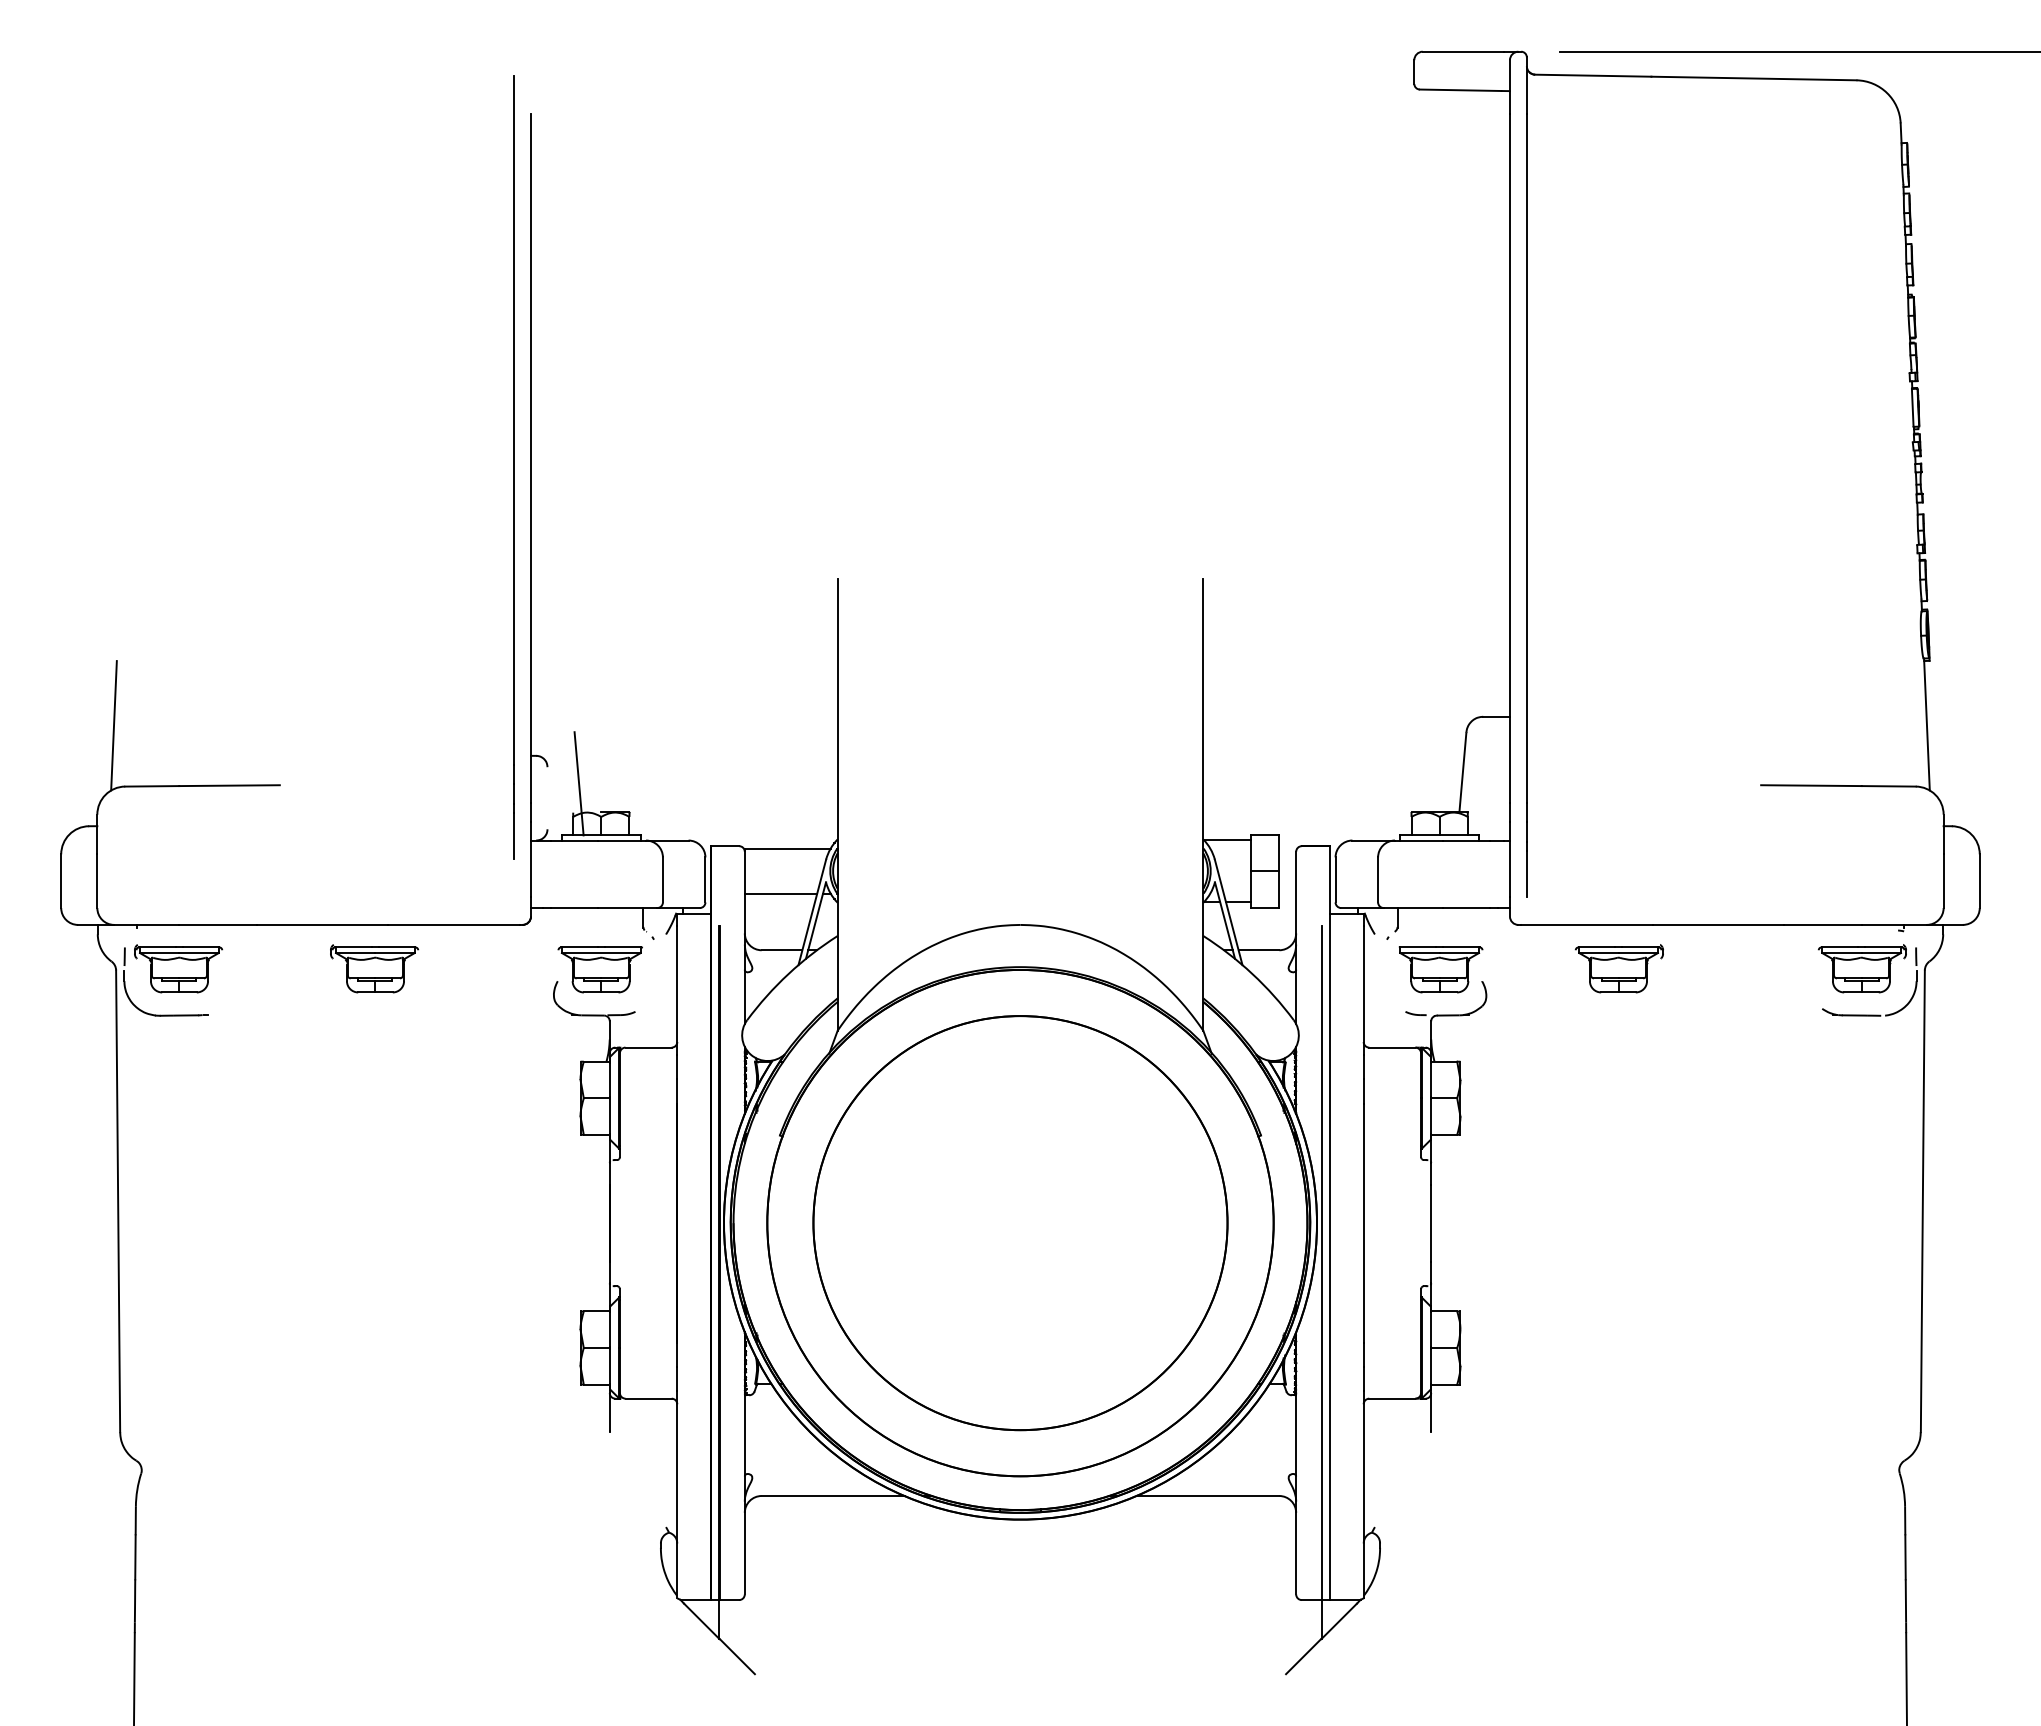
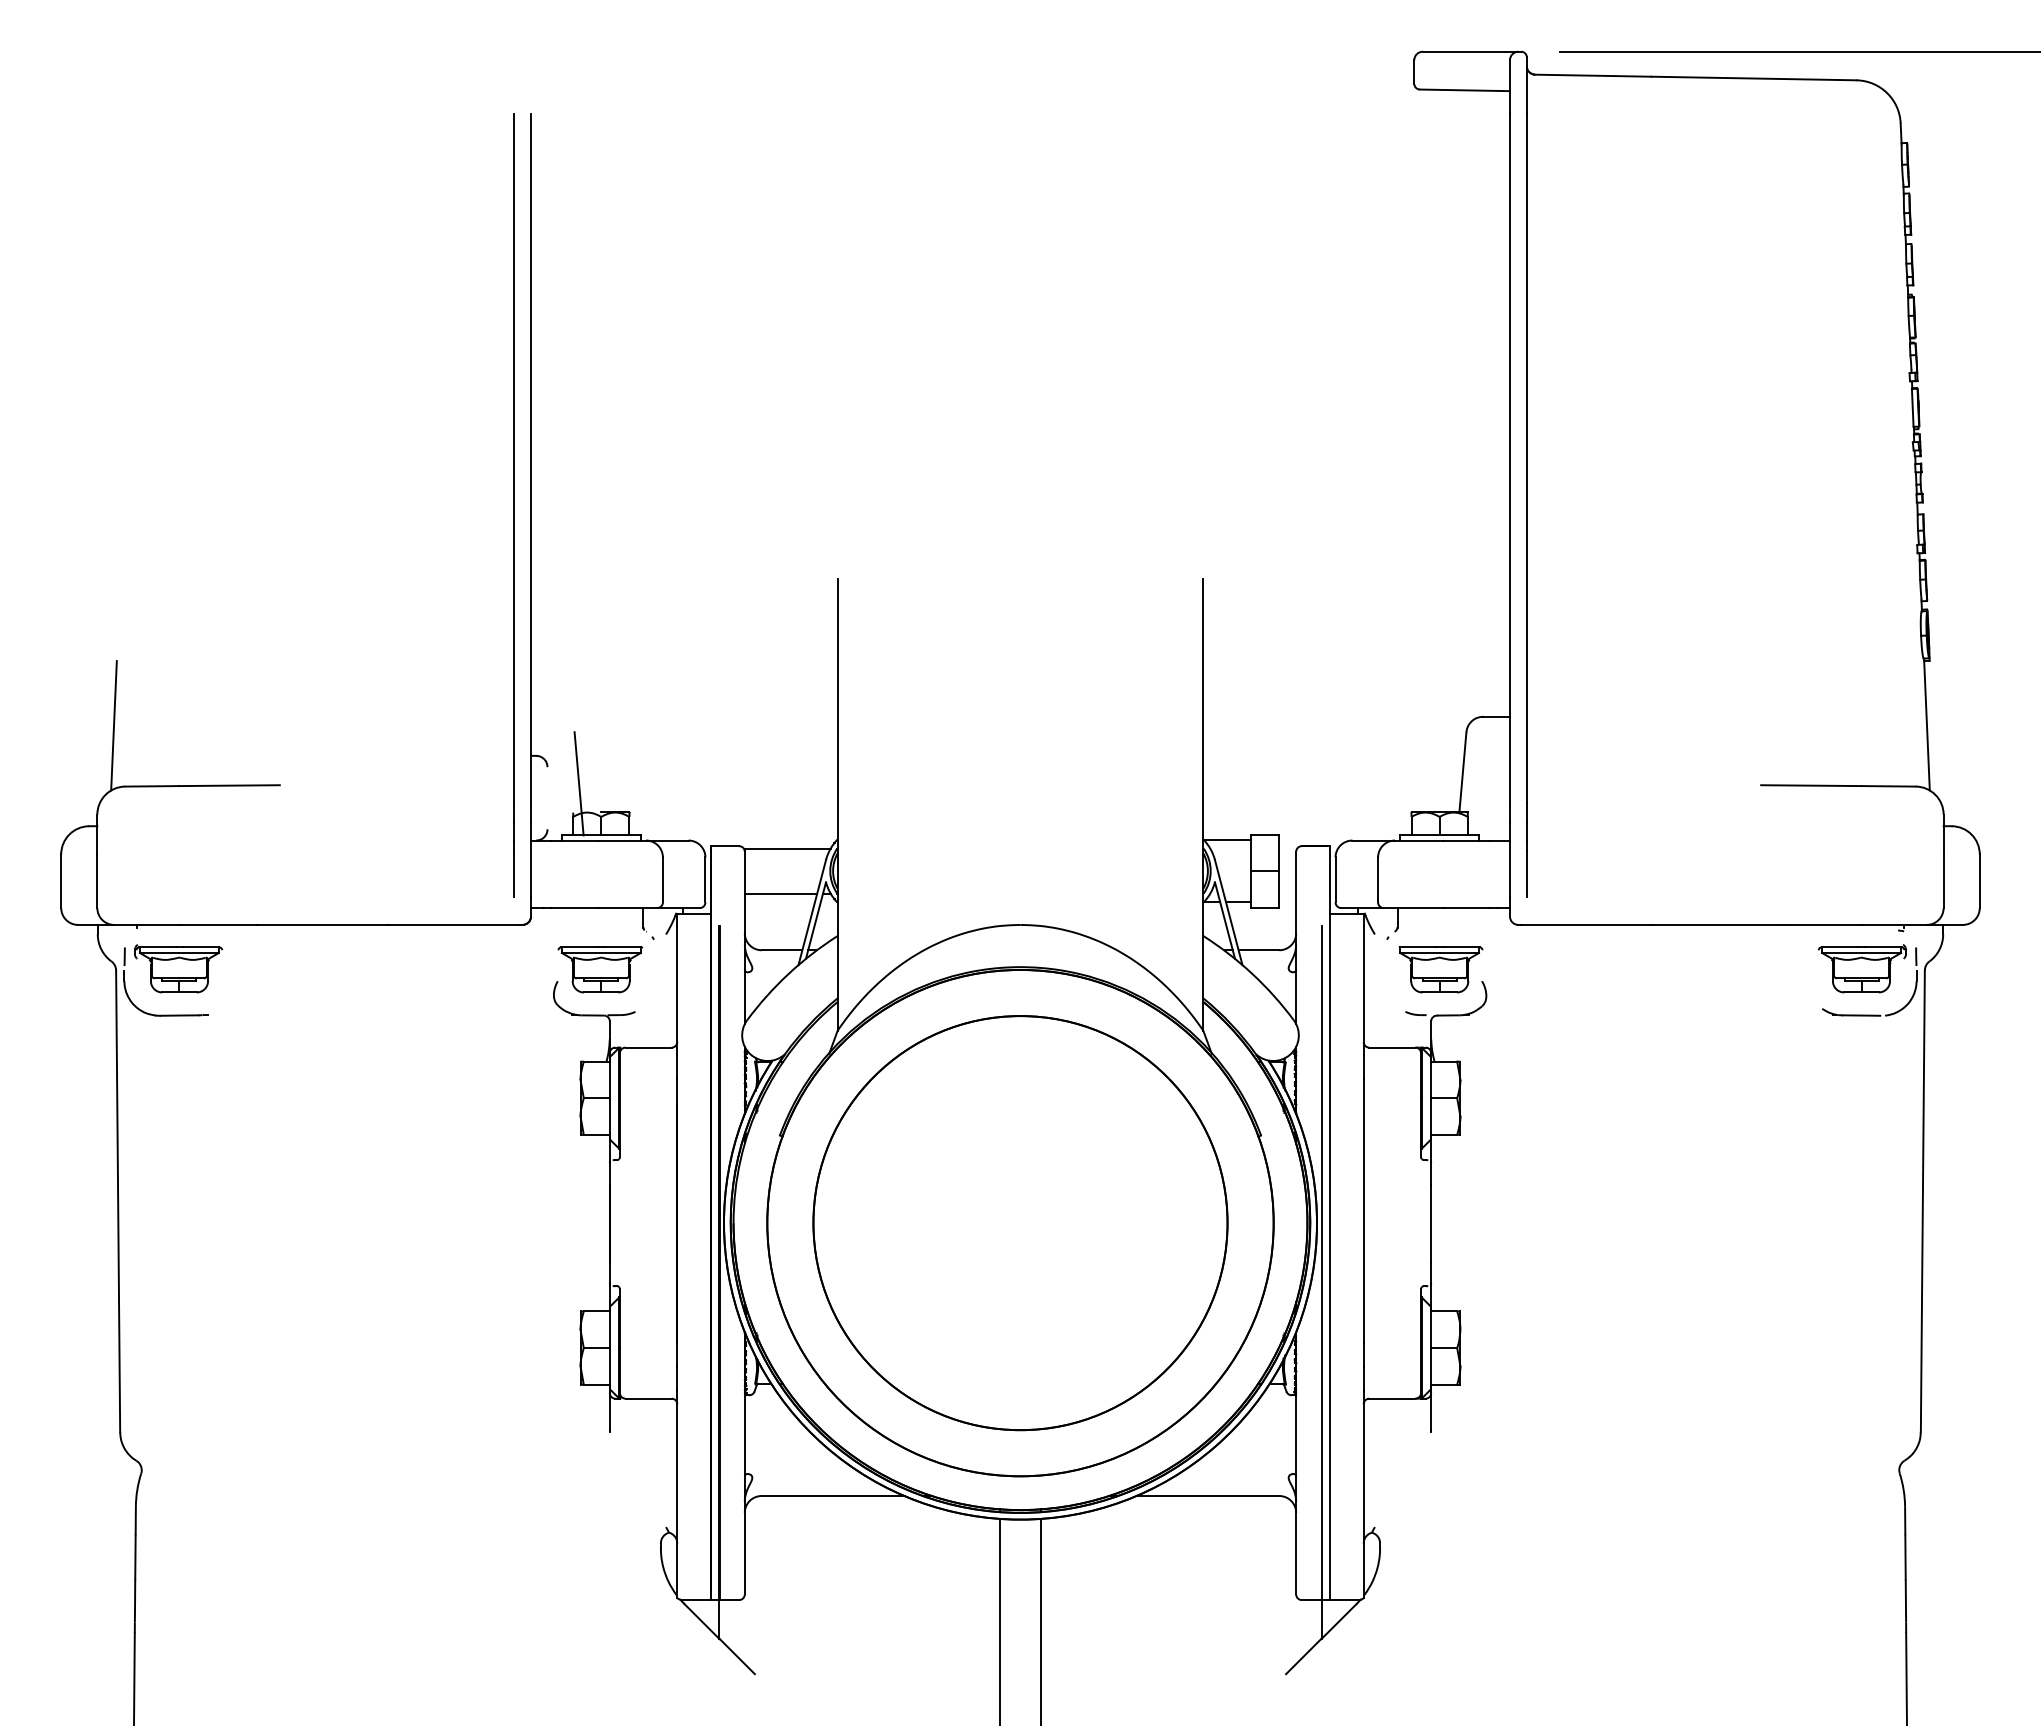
line position: (513, 467) -> (513, 505) (513, 505)
part: present -> none (374, 968)
part: present -> none (1618, 968)
line: none -> present (999, 1620)
line: none -> present (1041, 1620)
